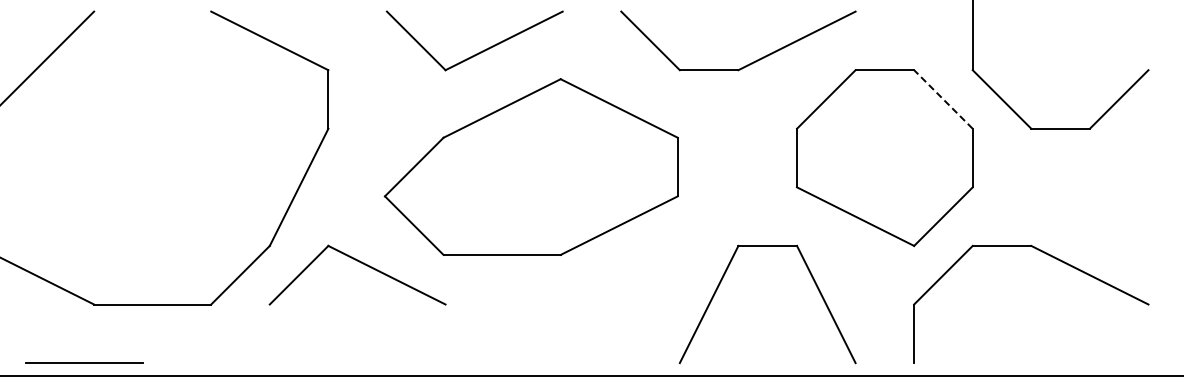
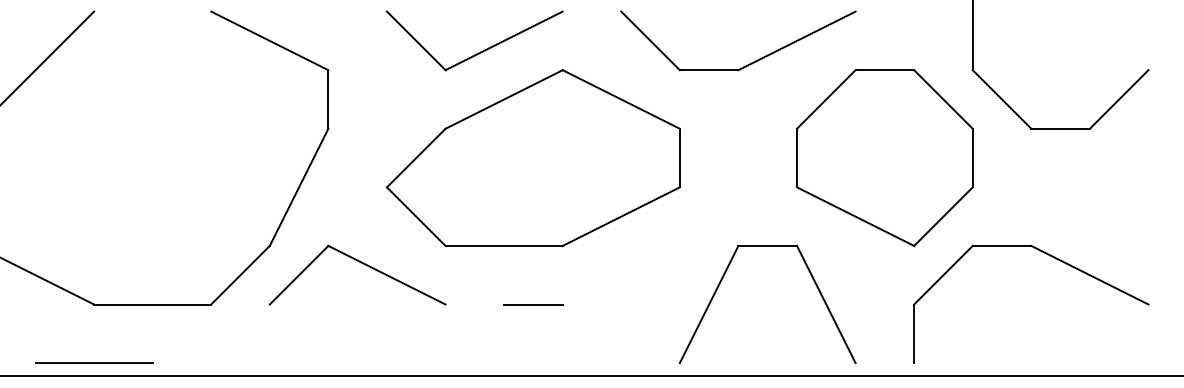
line: dashed -> solid (943, 99)
part position: (530, 166) -> (532, 157) (532, 157)
line: none -> present (533, 304)
line position: (84, 362) -> (94, 362) (94, 362)
